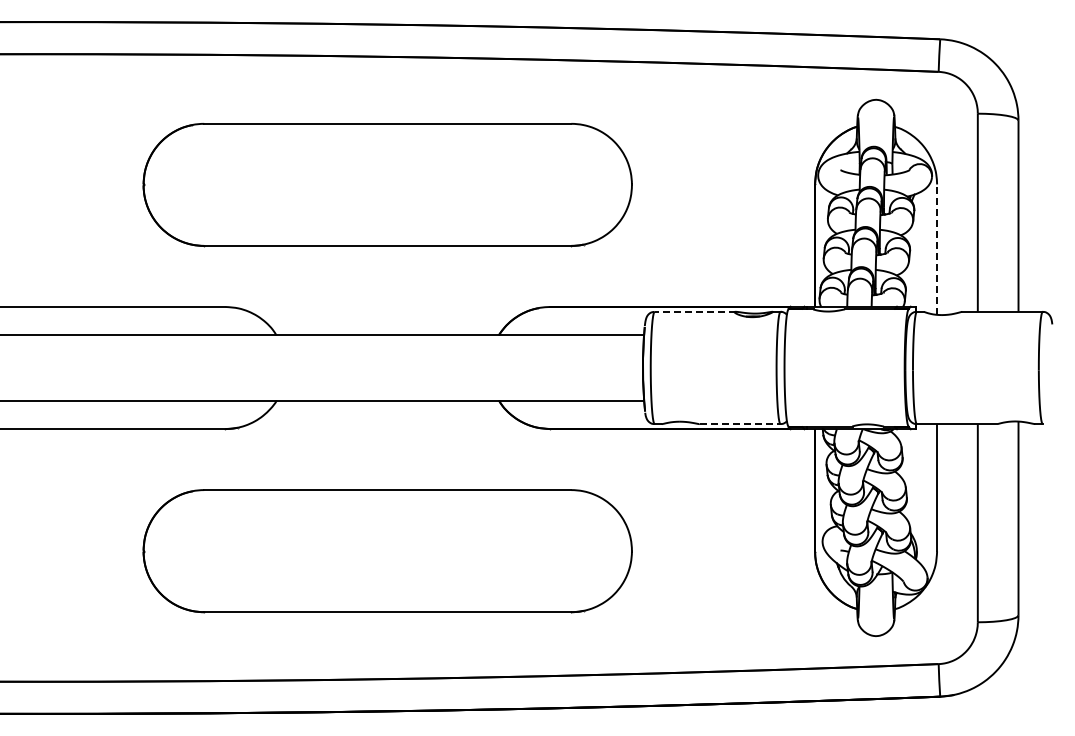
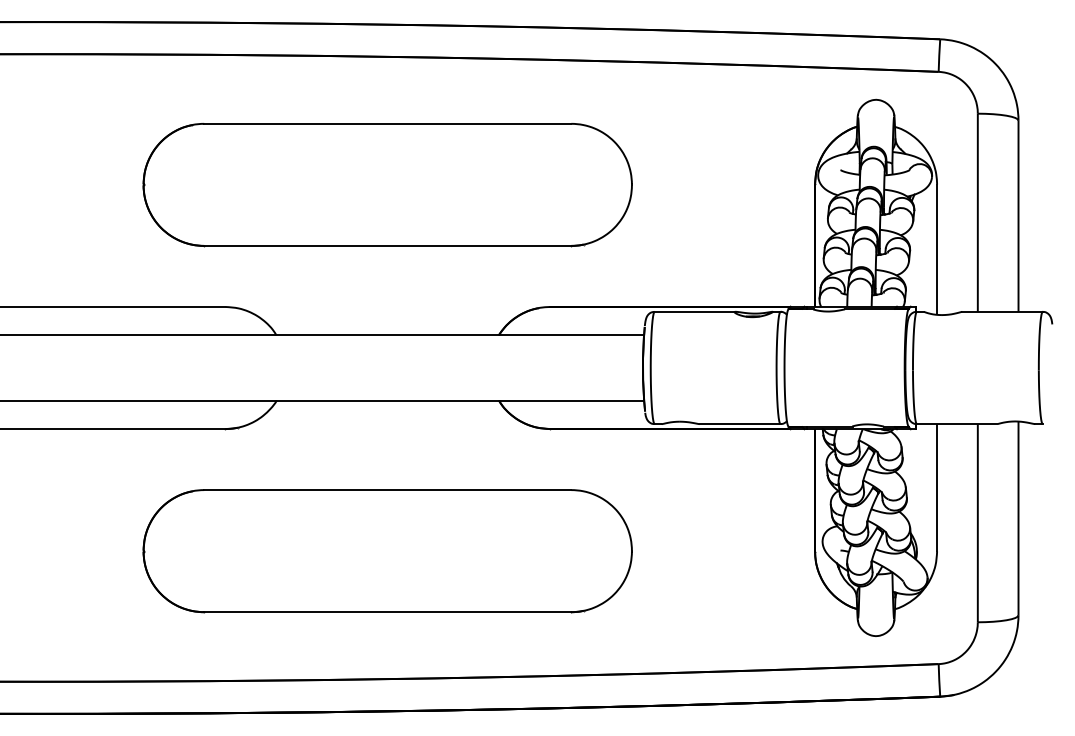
line: dashed -> solid (937, 249)
line: dashed -> solid (695, 311)
line: dashed -> solid (740, 424)
